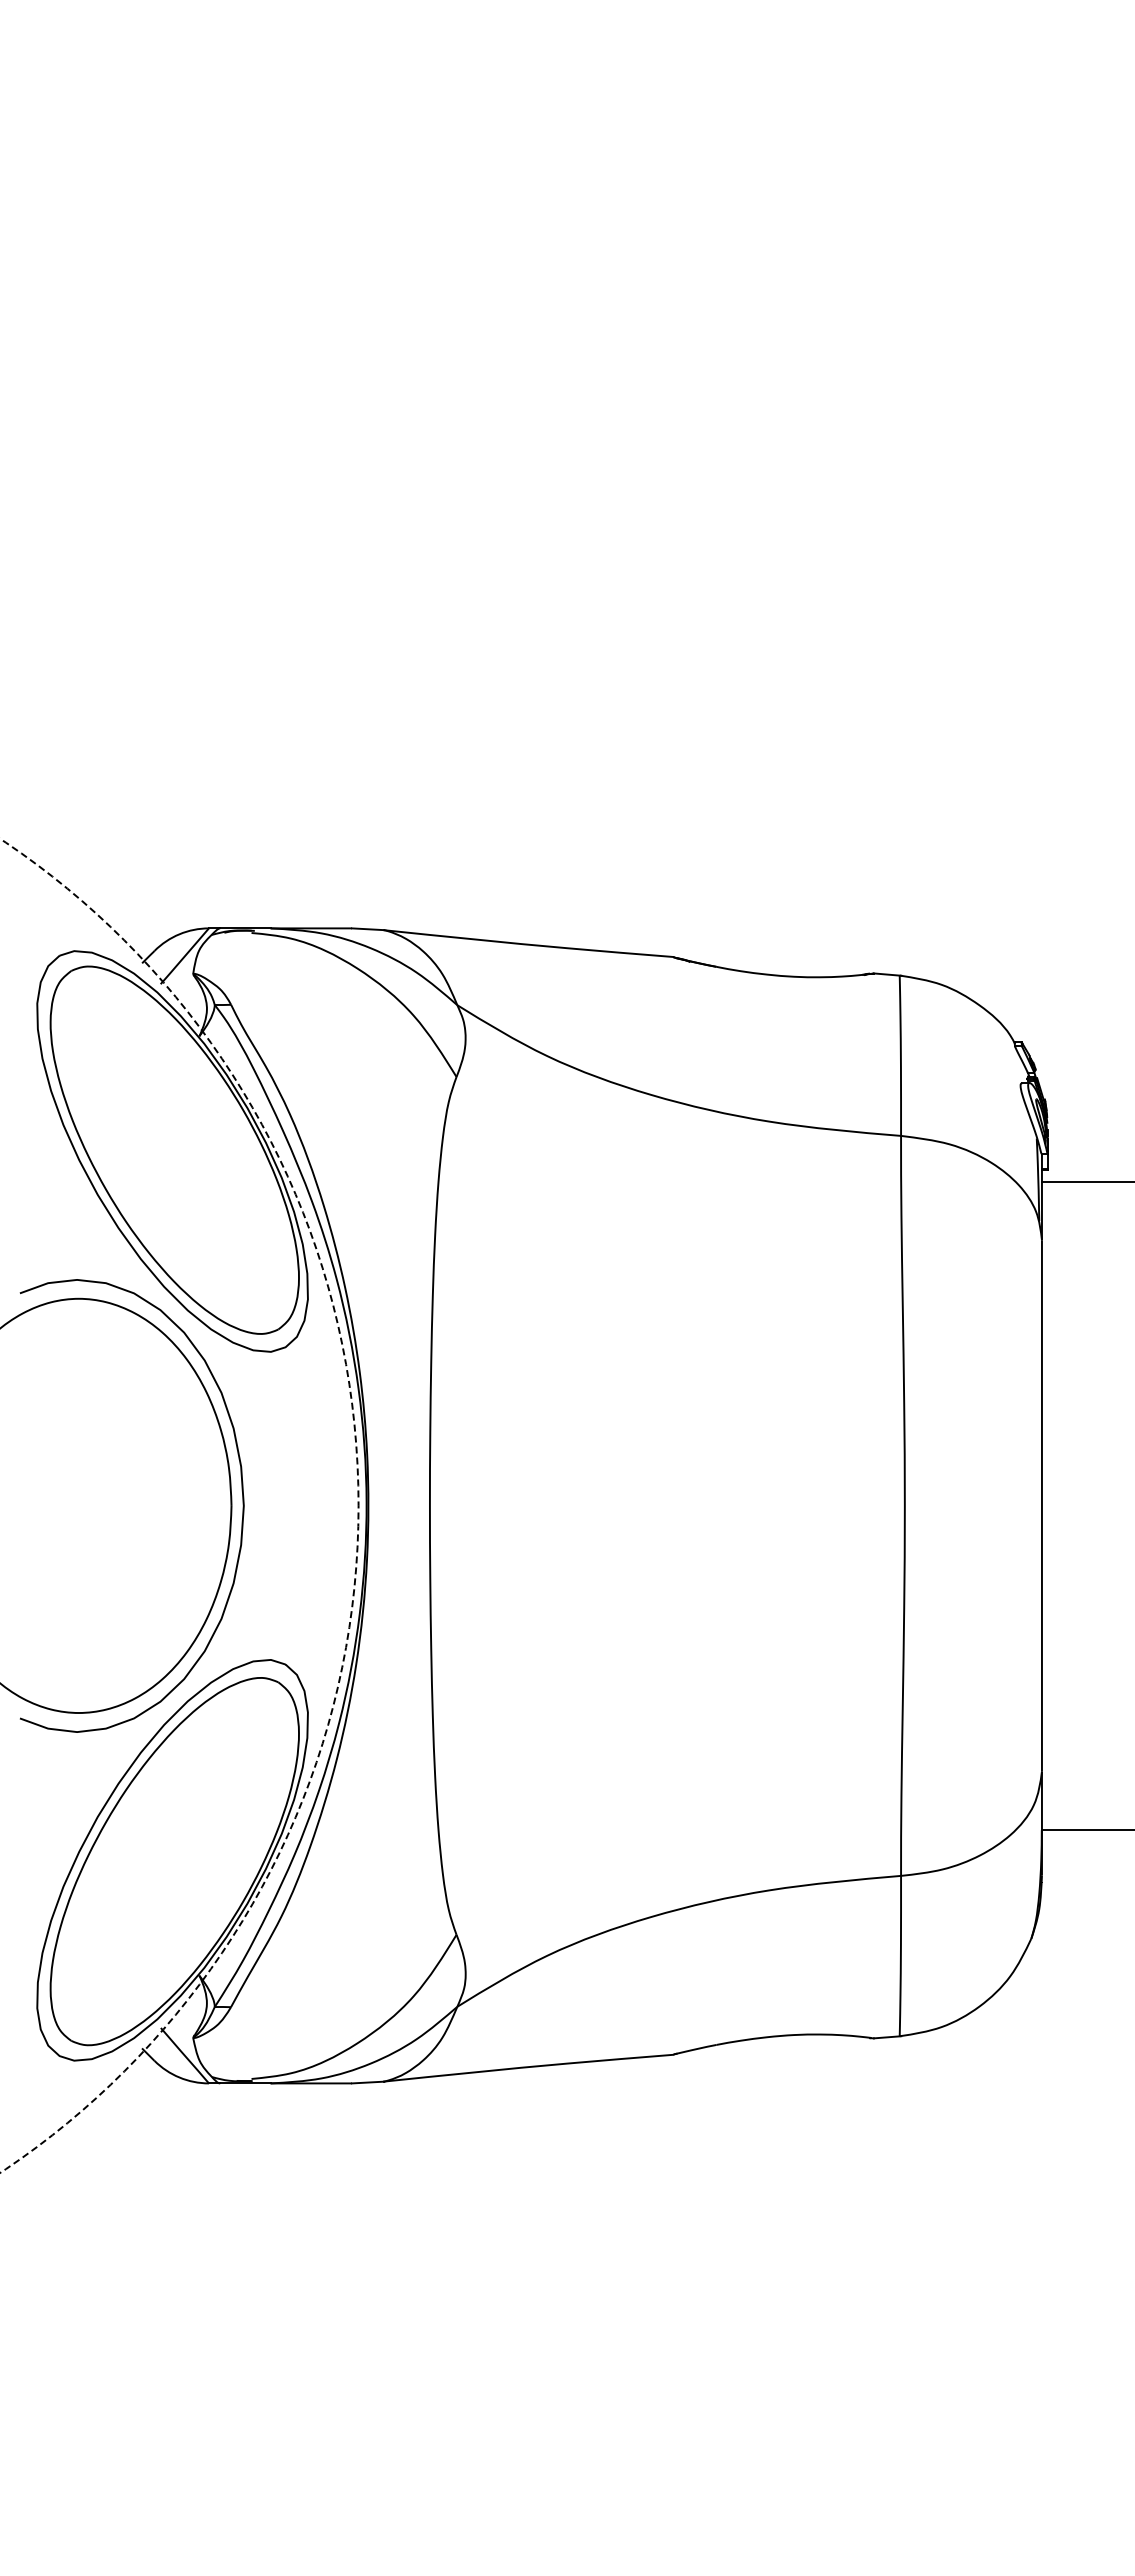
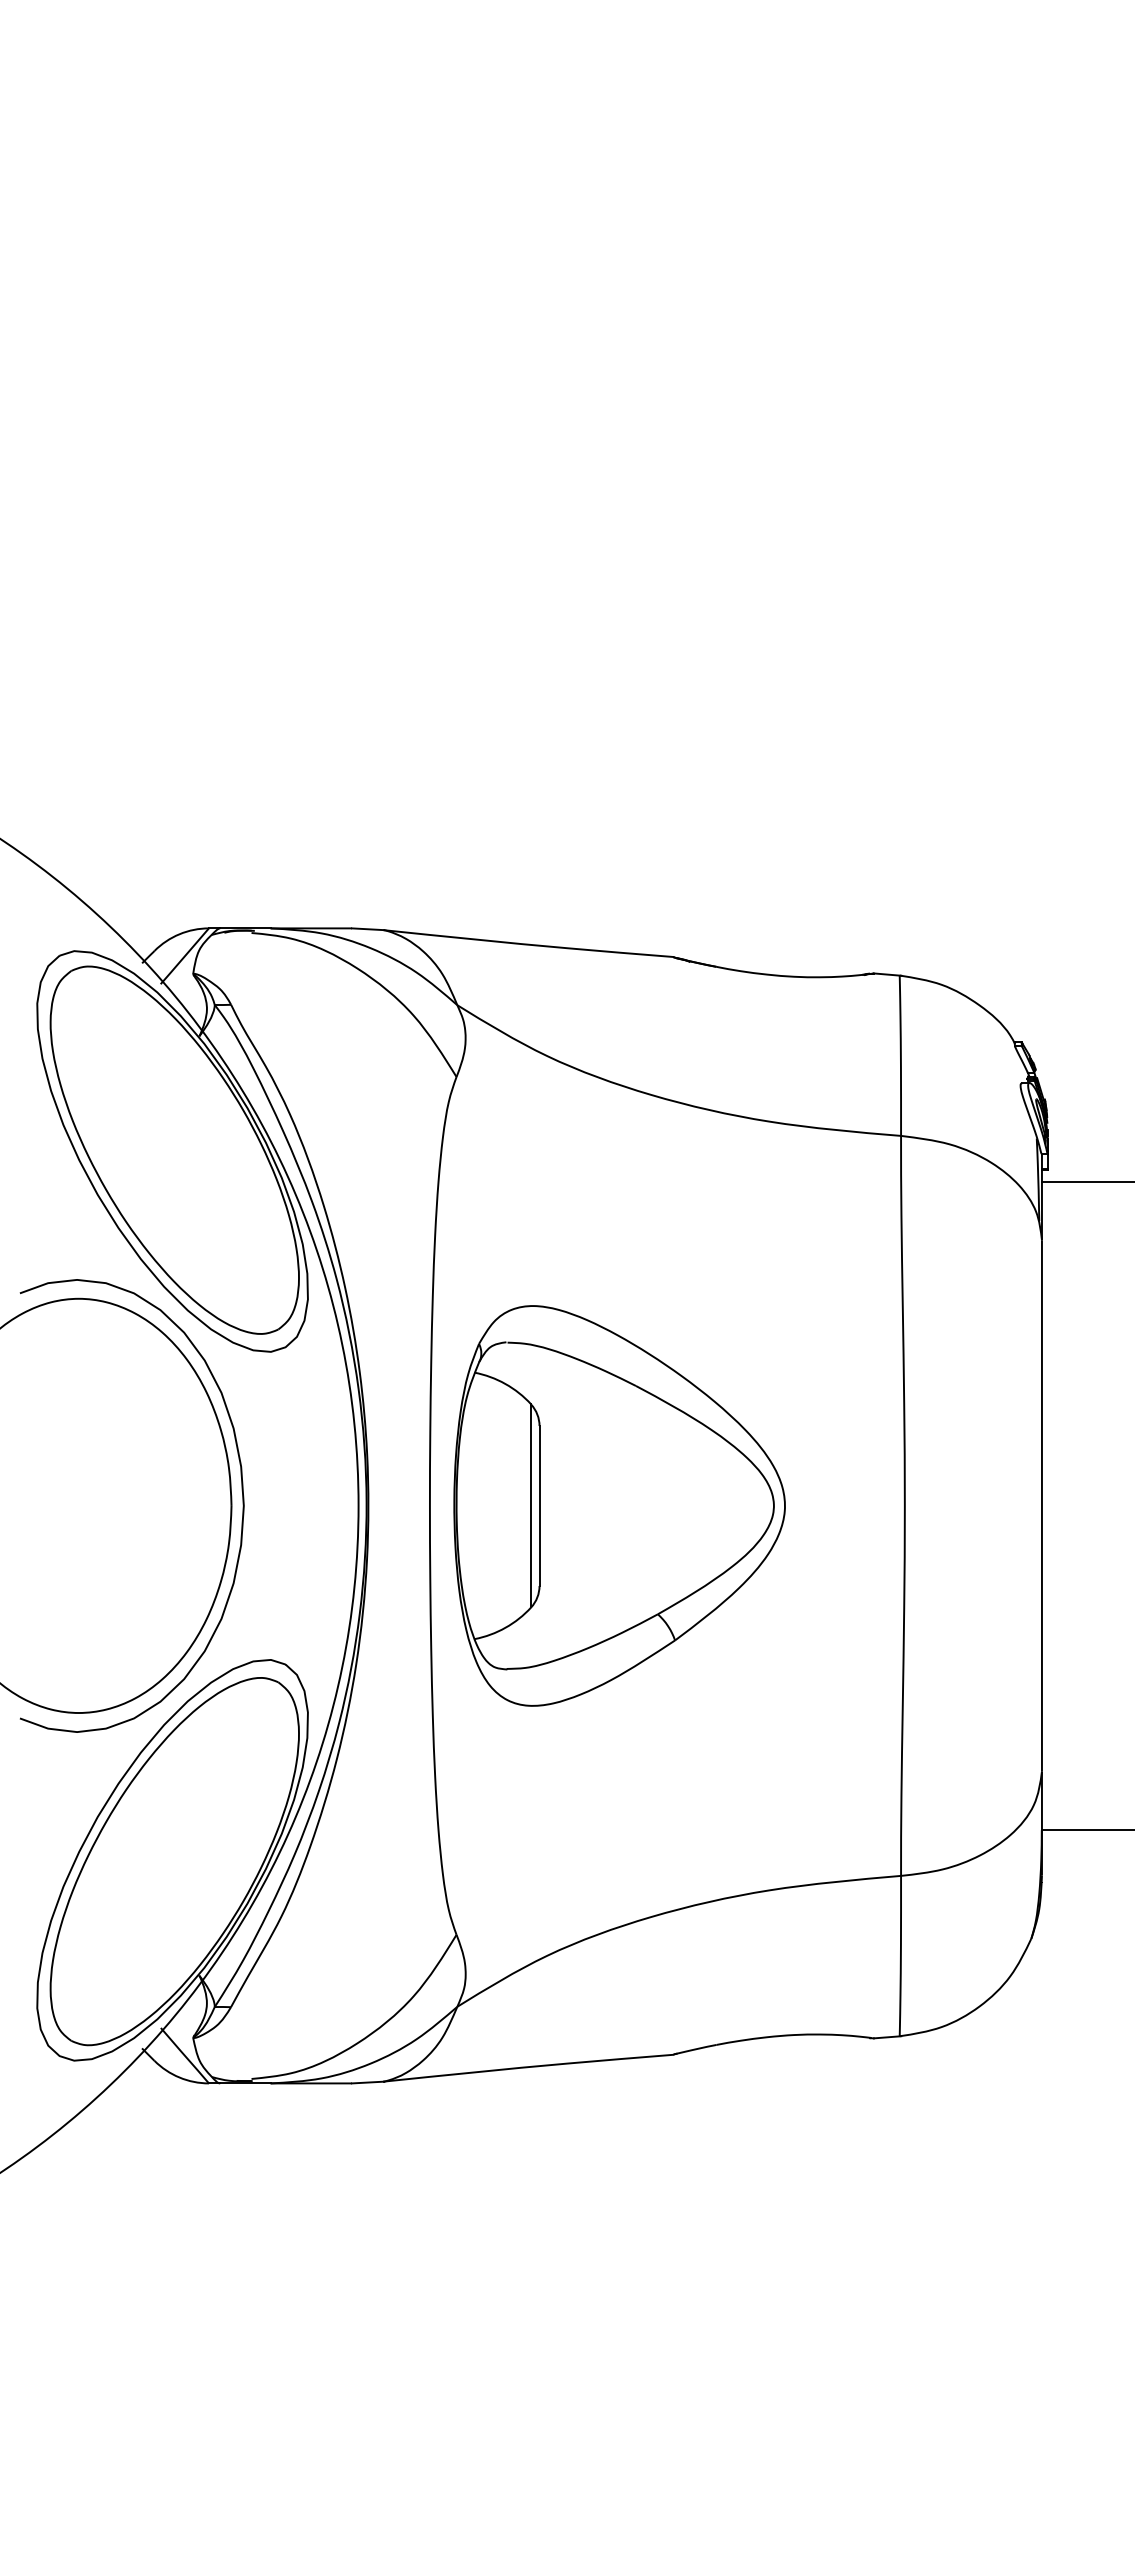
arc: dashed -> solid (358, 1505)
part: none -> present (619, 1505)
